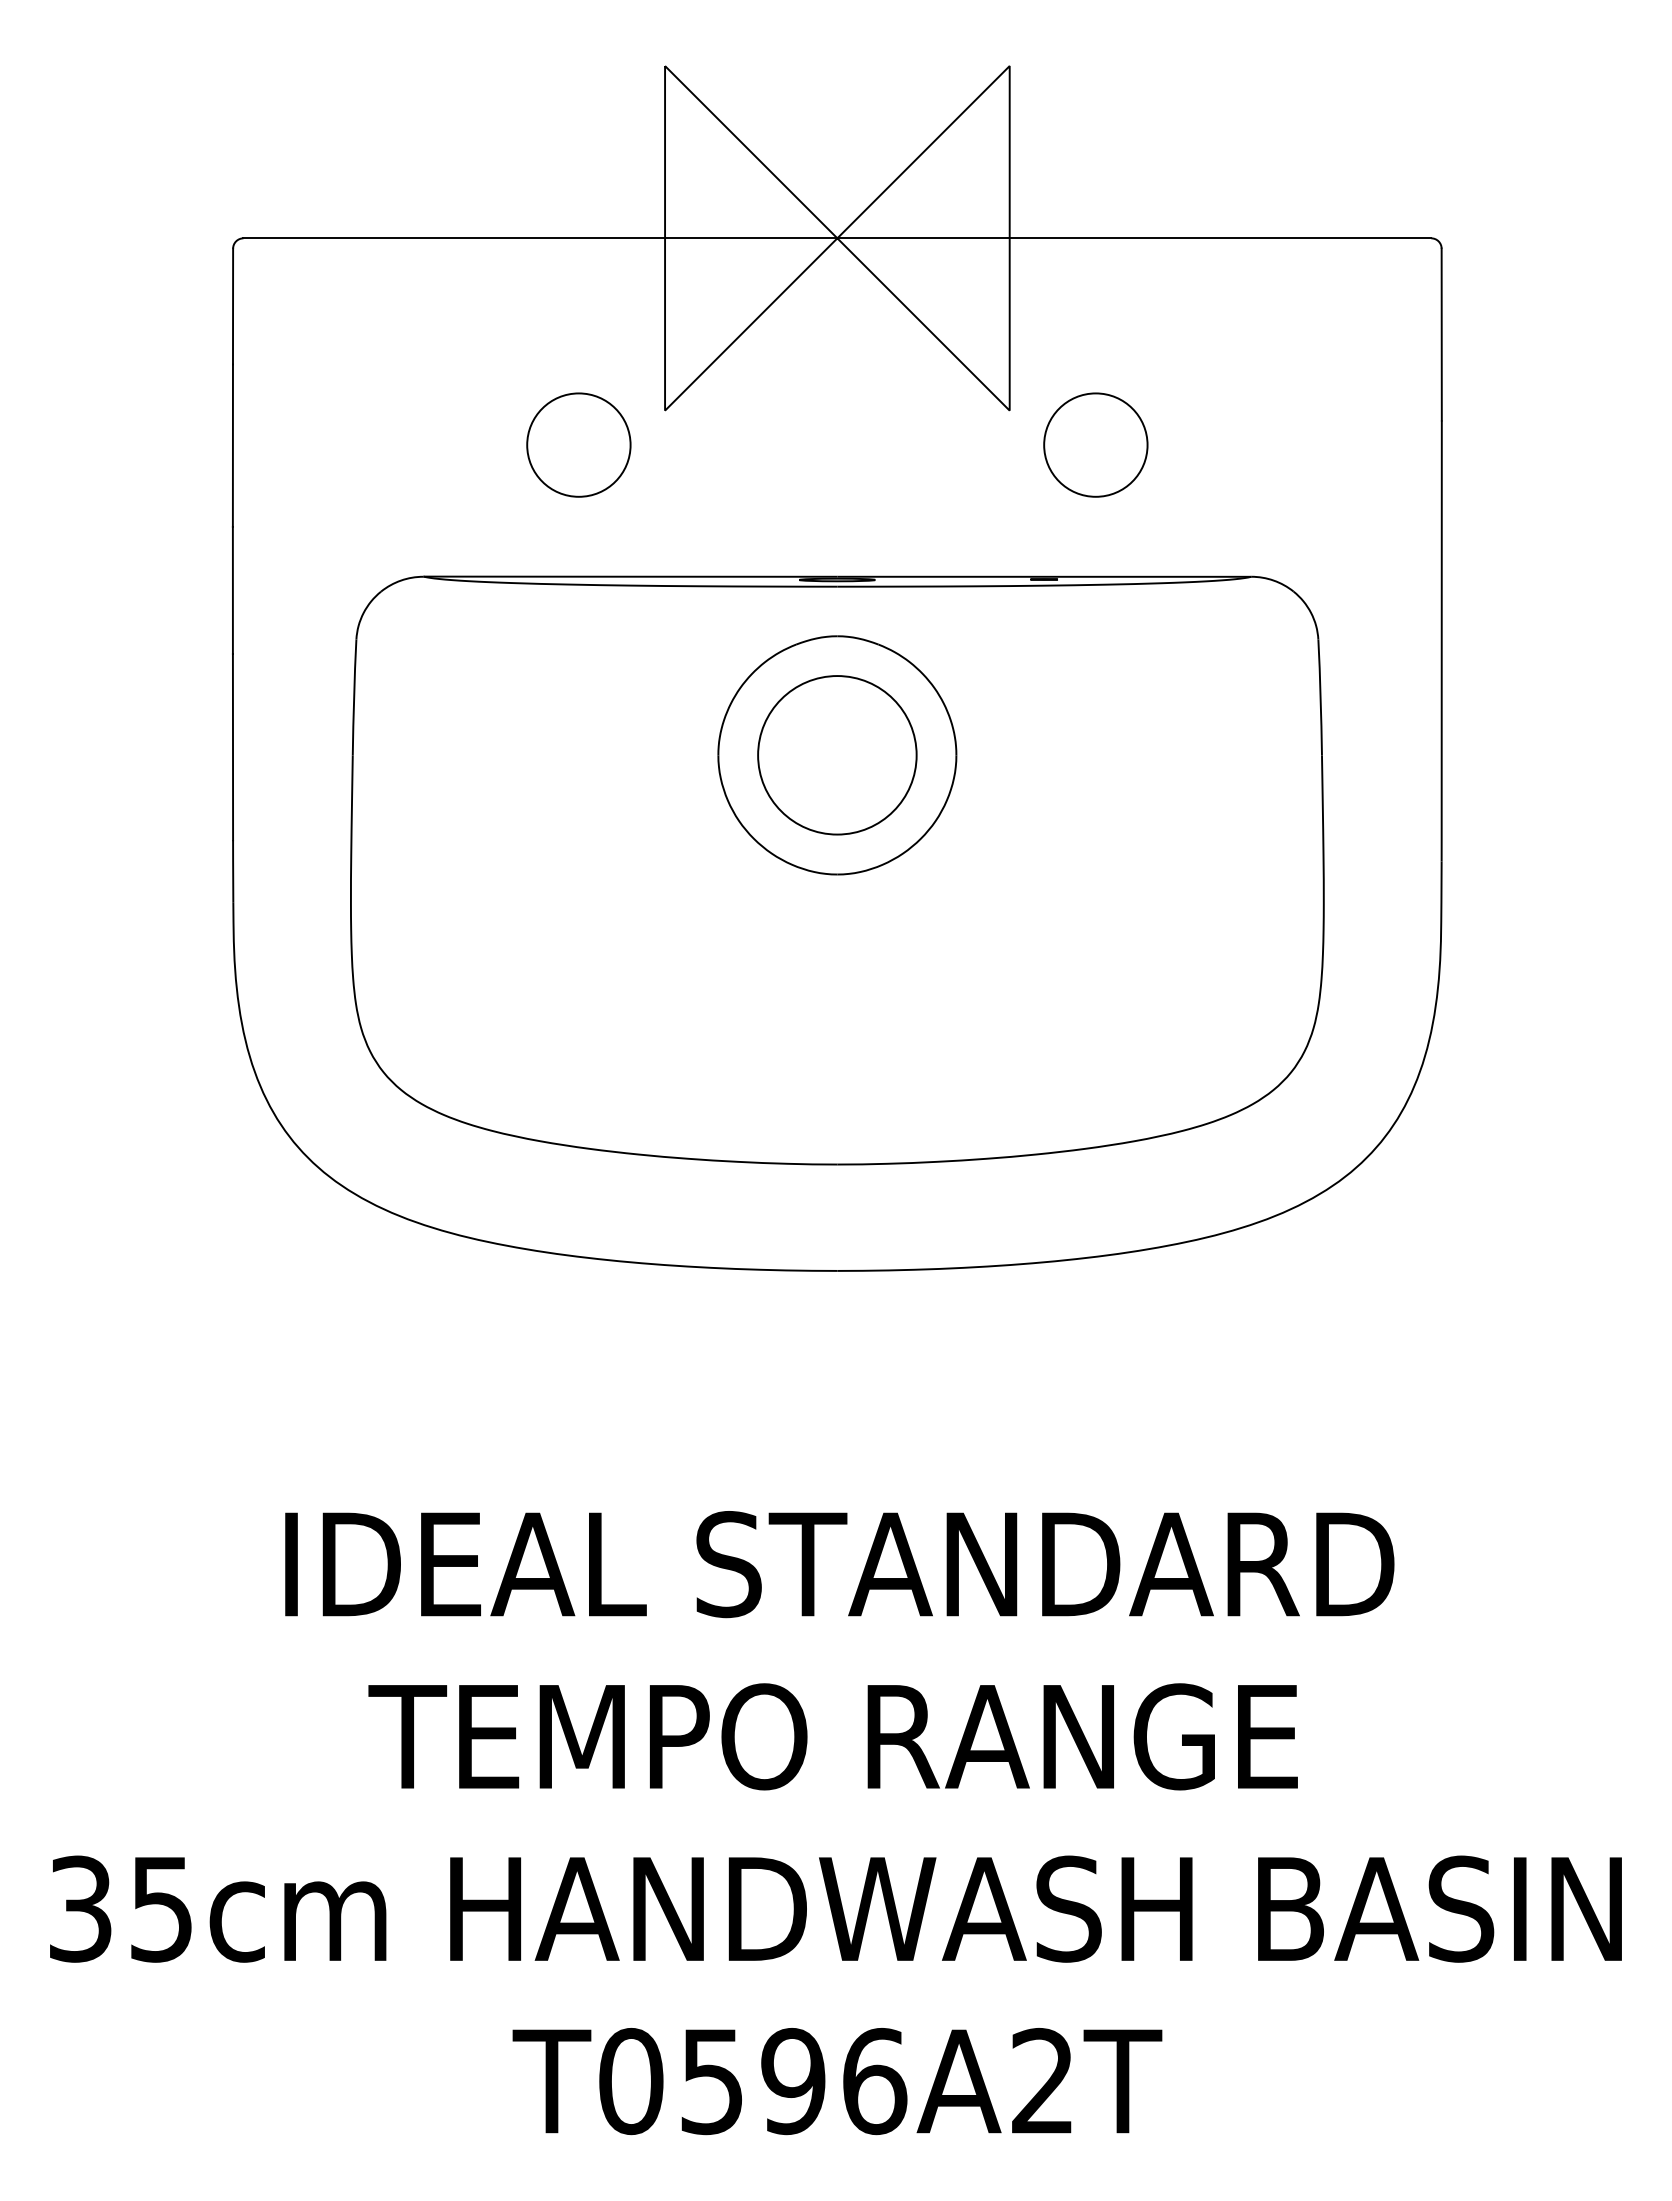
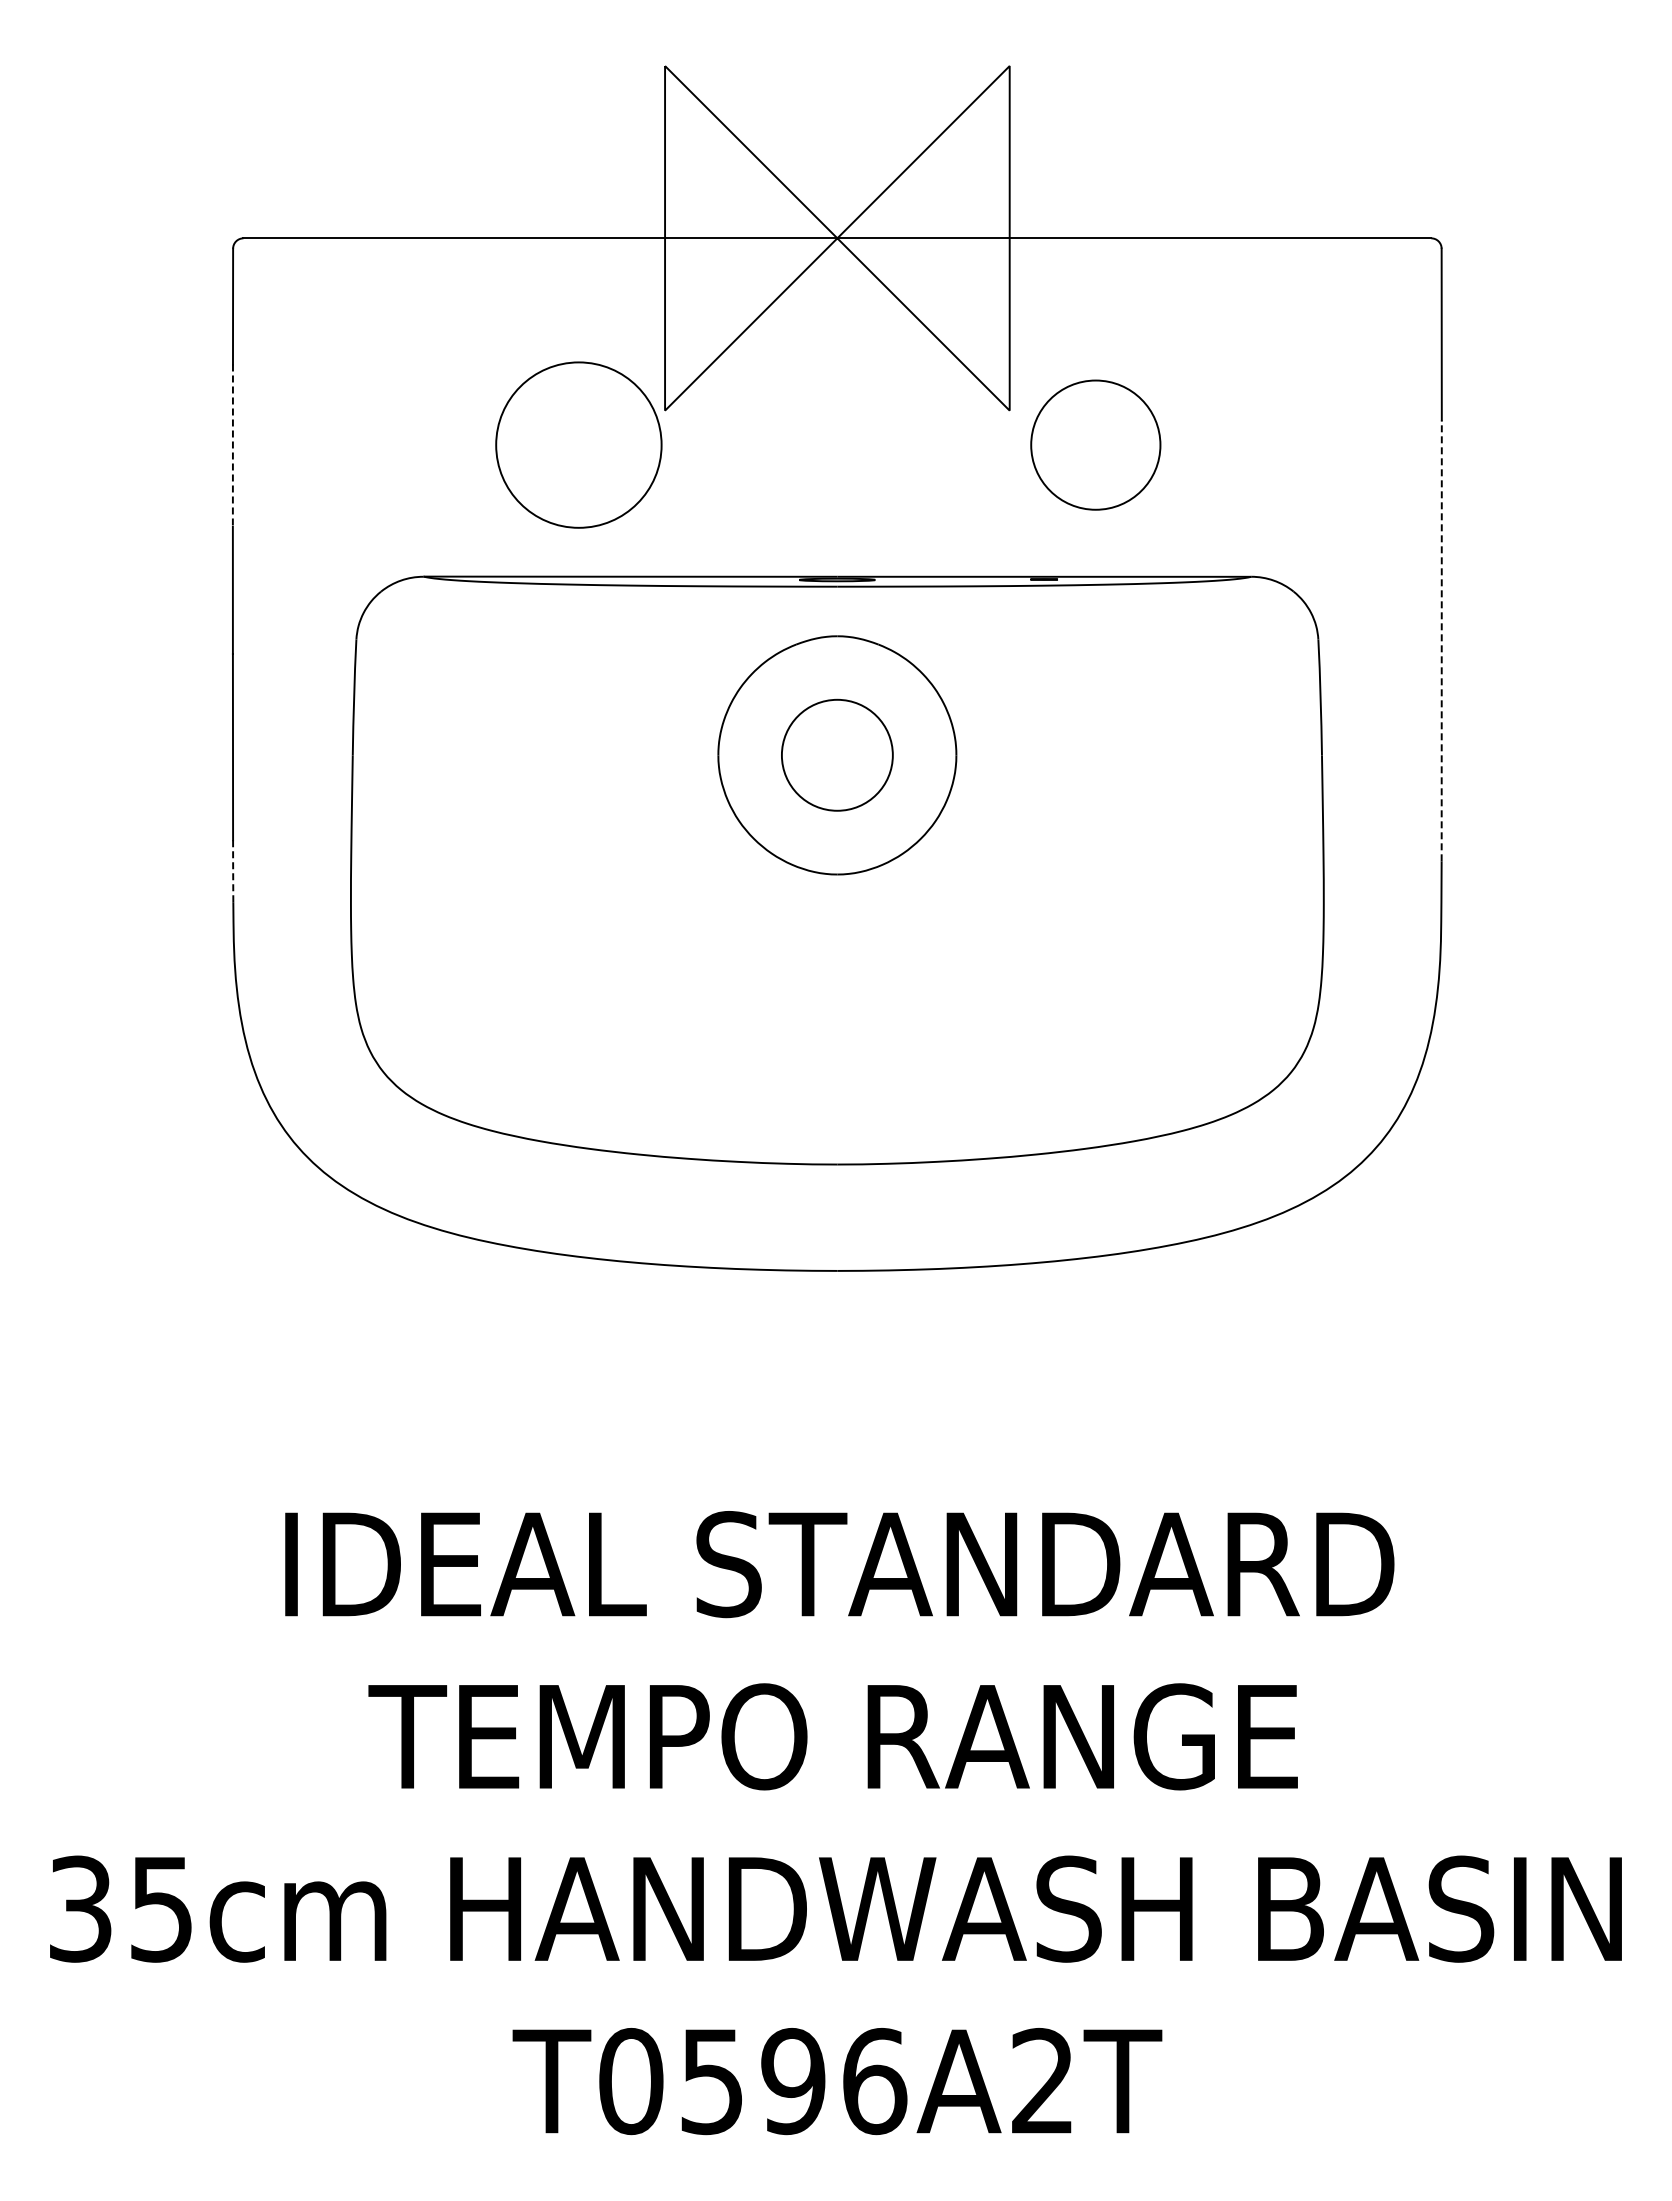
circle diameter: 103 px -> 165 px (578, 444)
circle size: 106x106 px -> 132x132 px (1095, 444)
line: solid -> dashed (232, 446)
line: solid -> dashed (1441, 641)
circle diameter: 159 px -> 111 px (836, 754)
line: solid -> dashed (233, 870)
